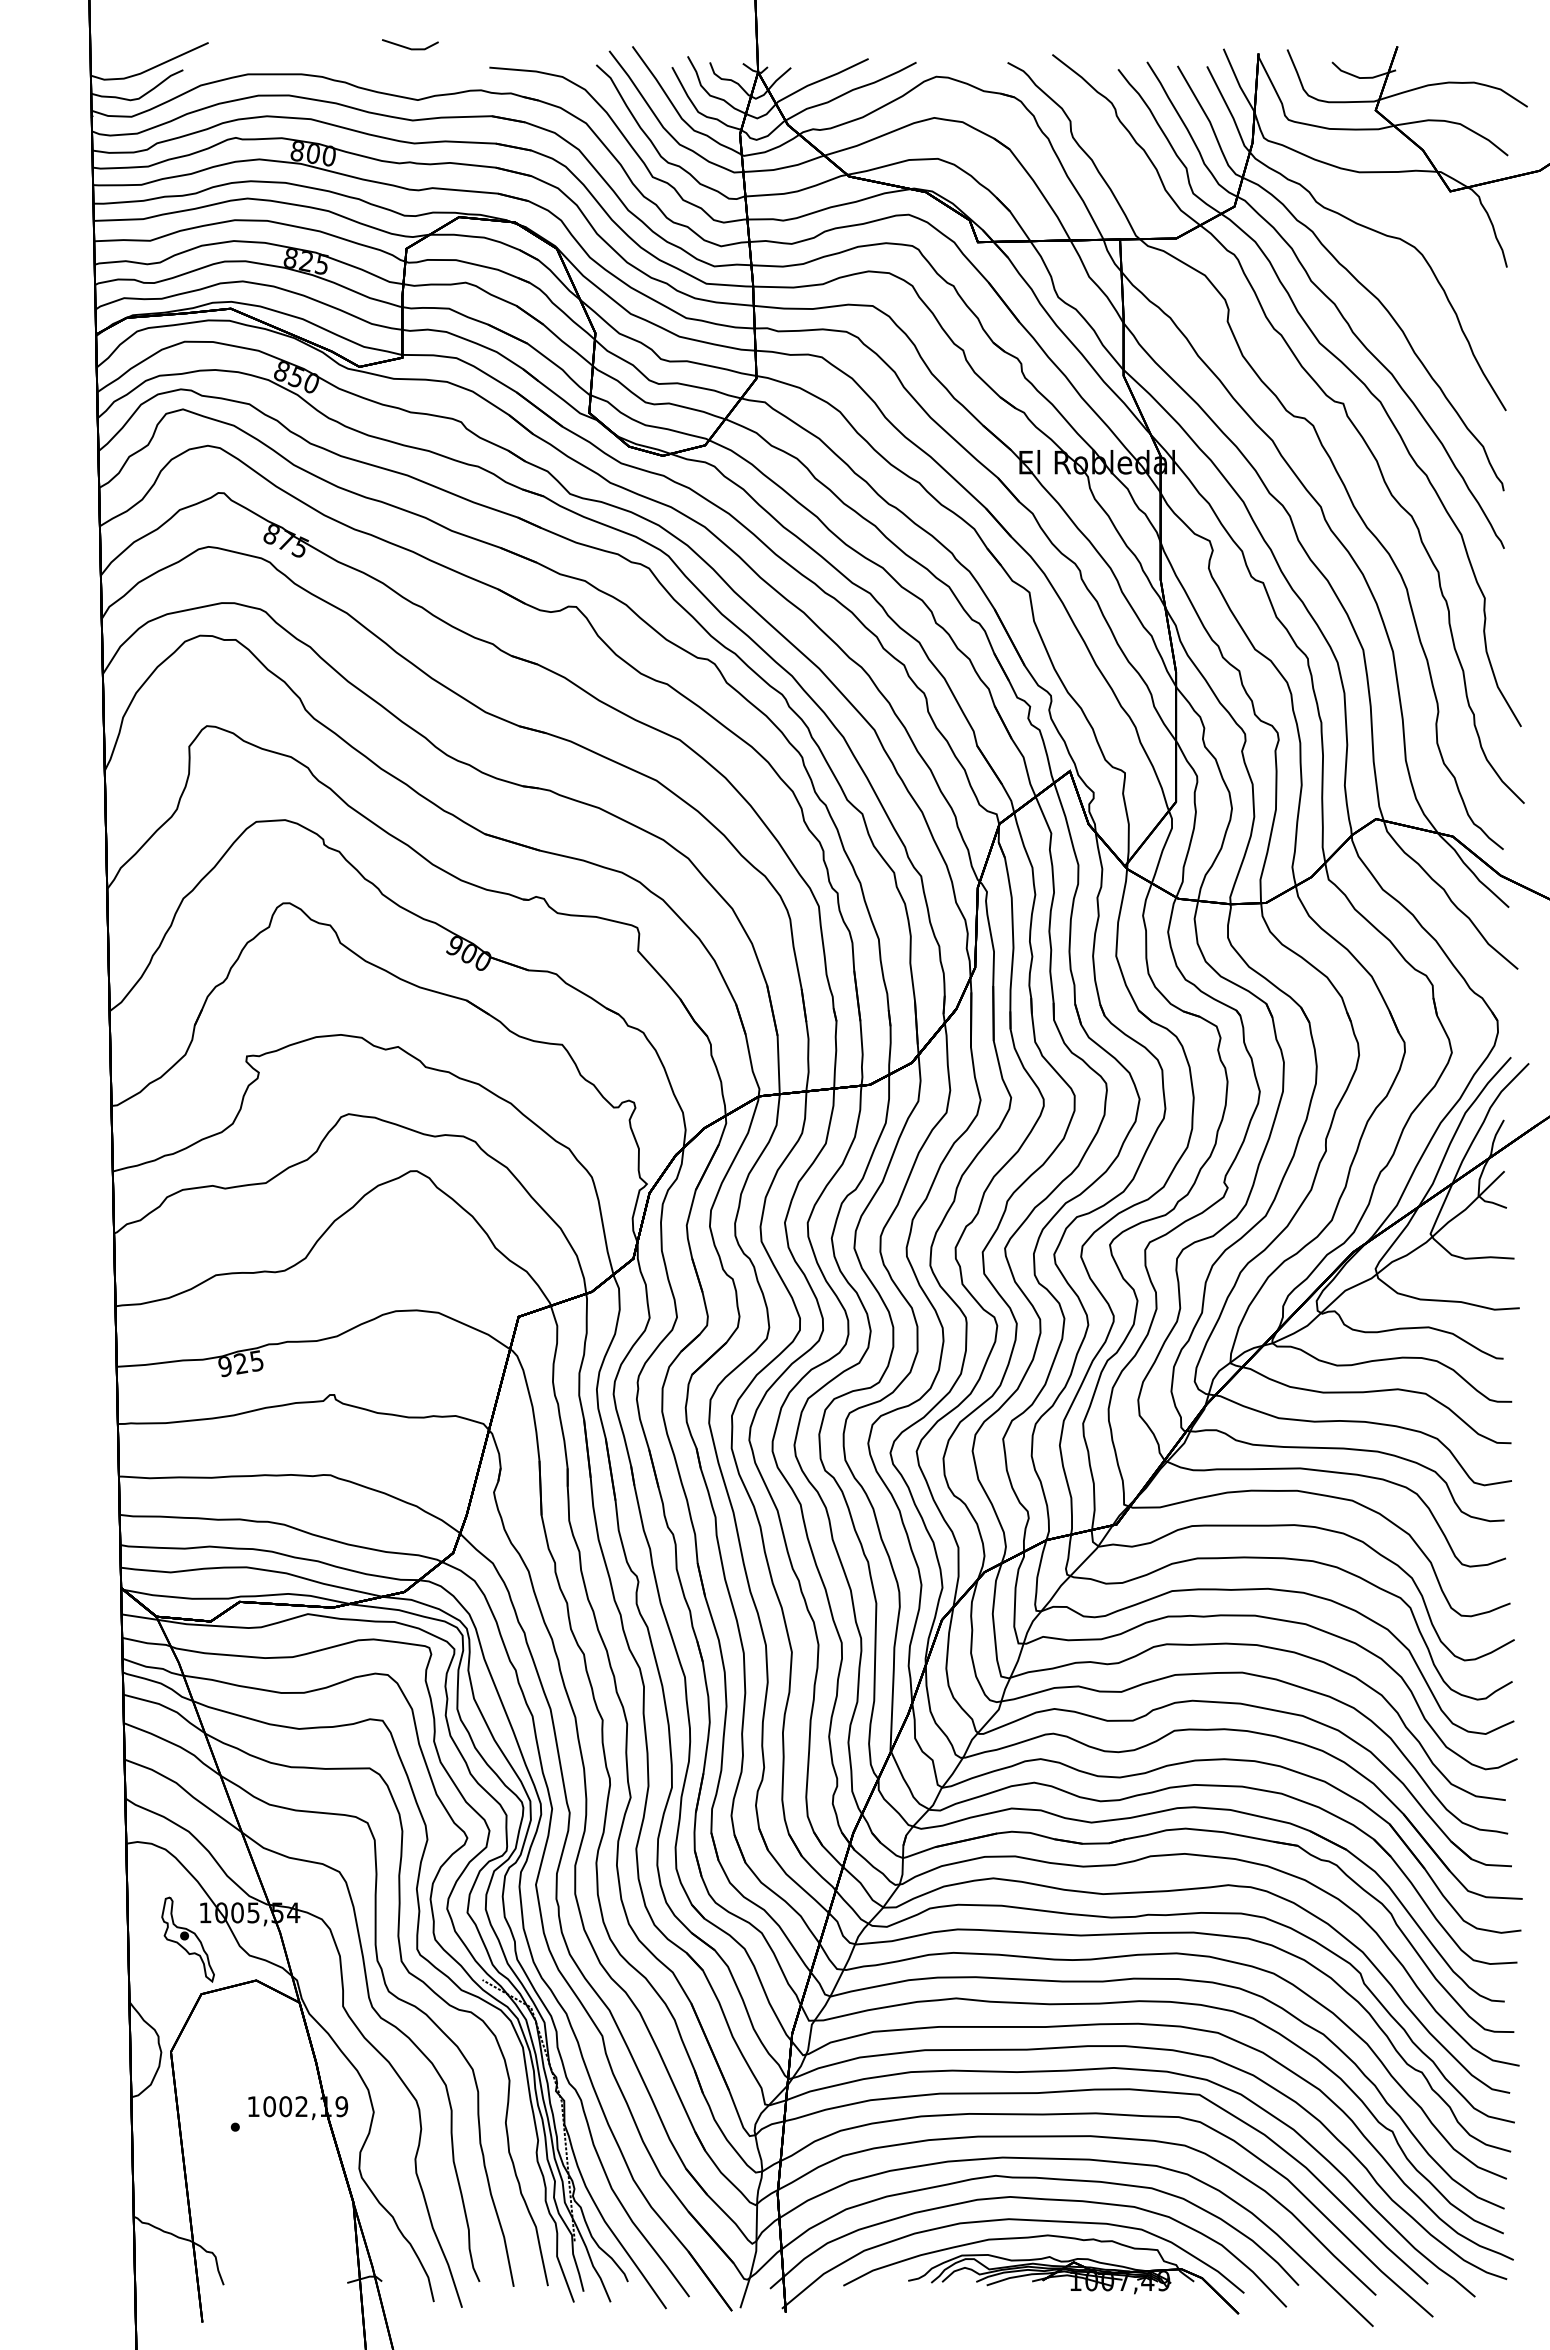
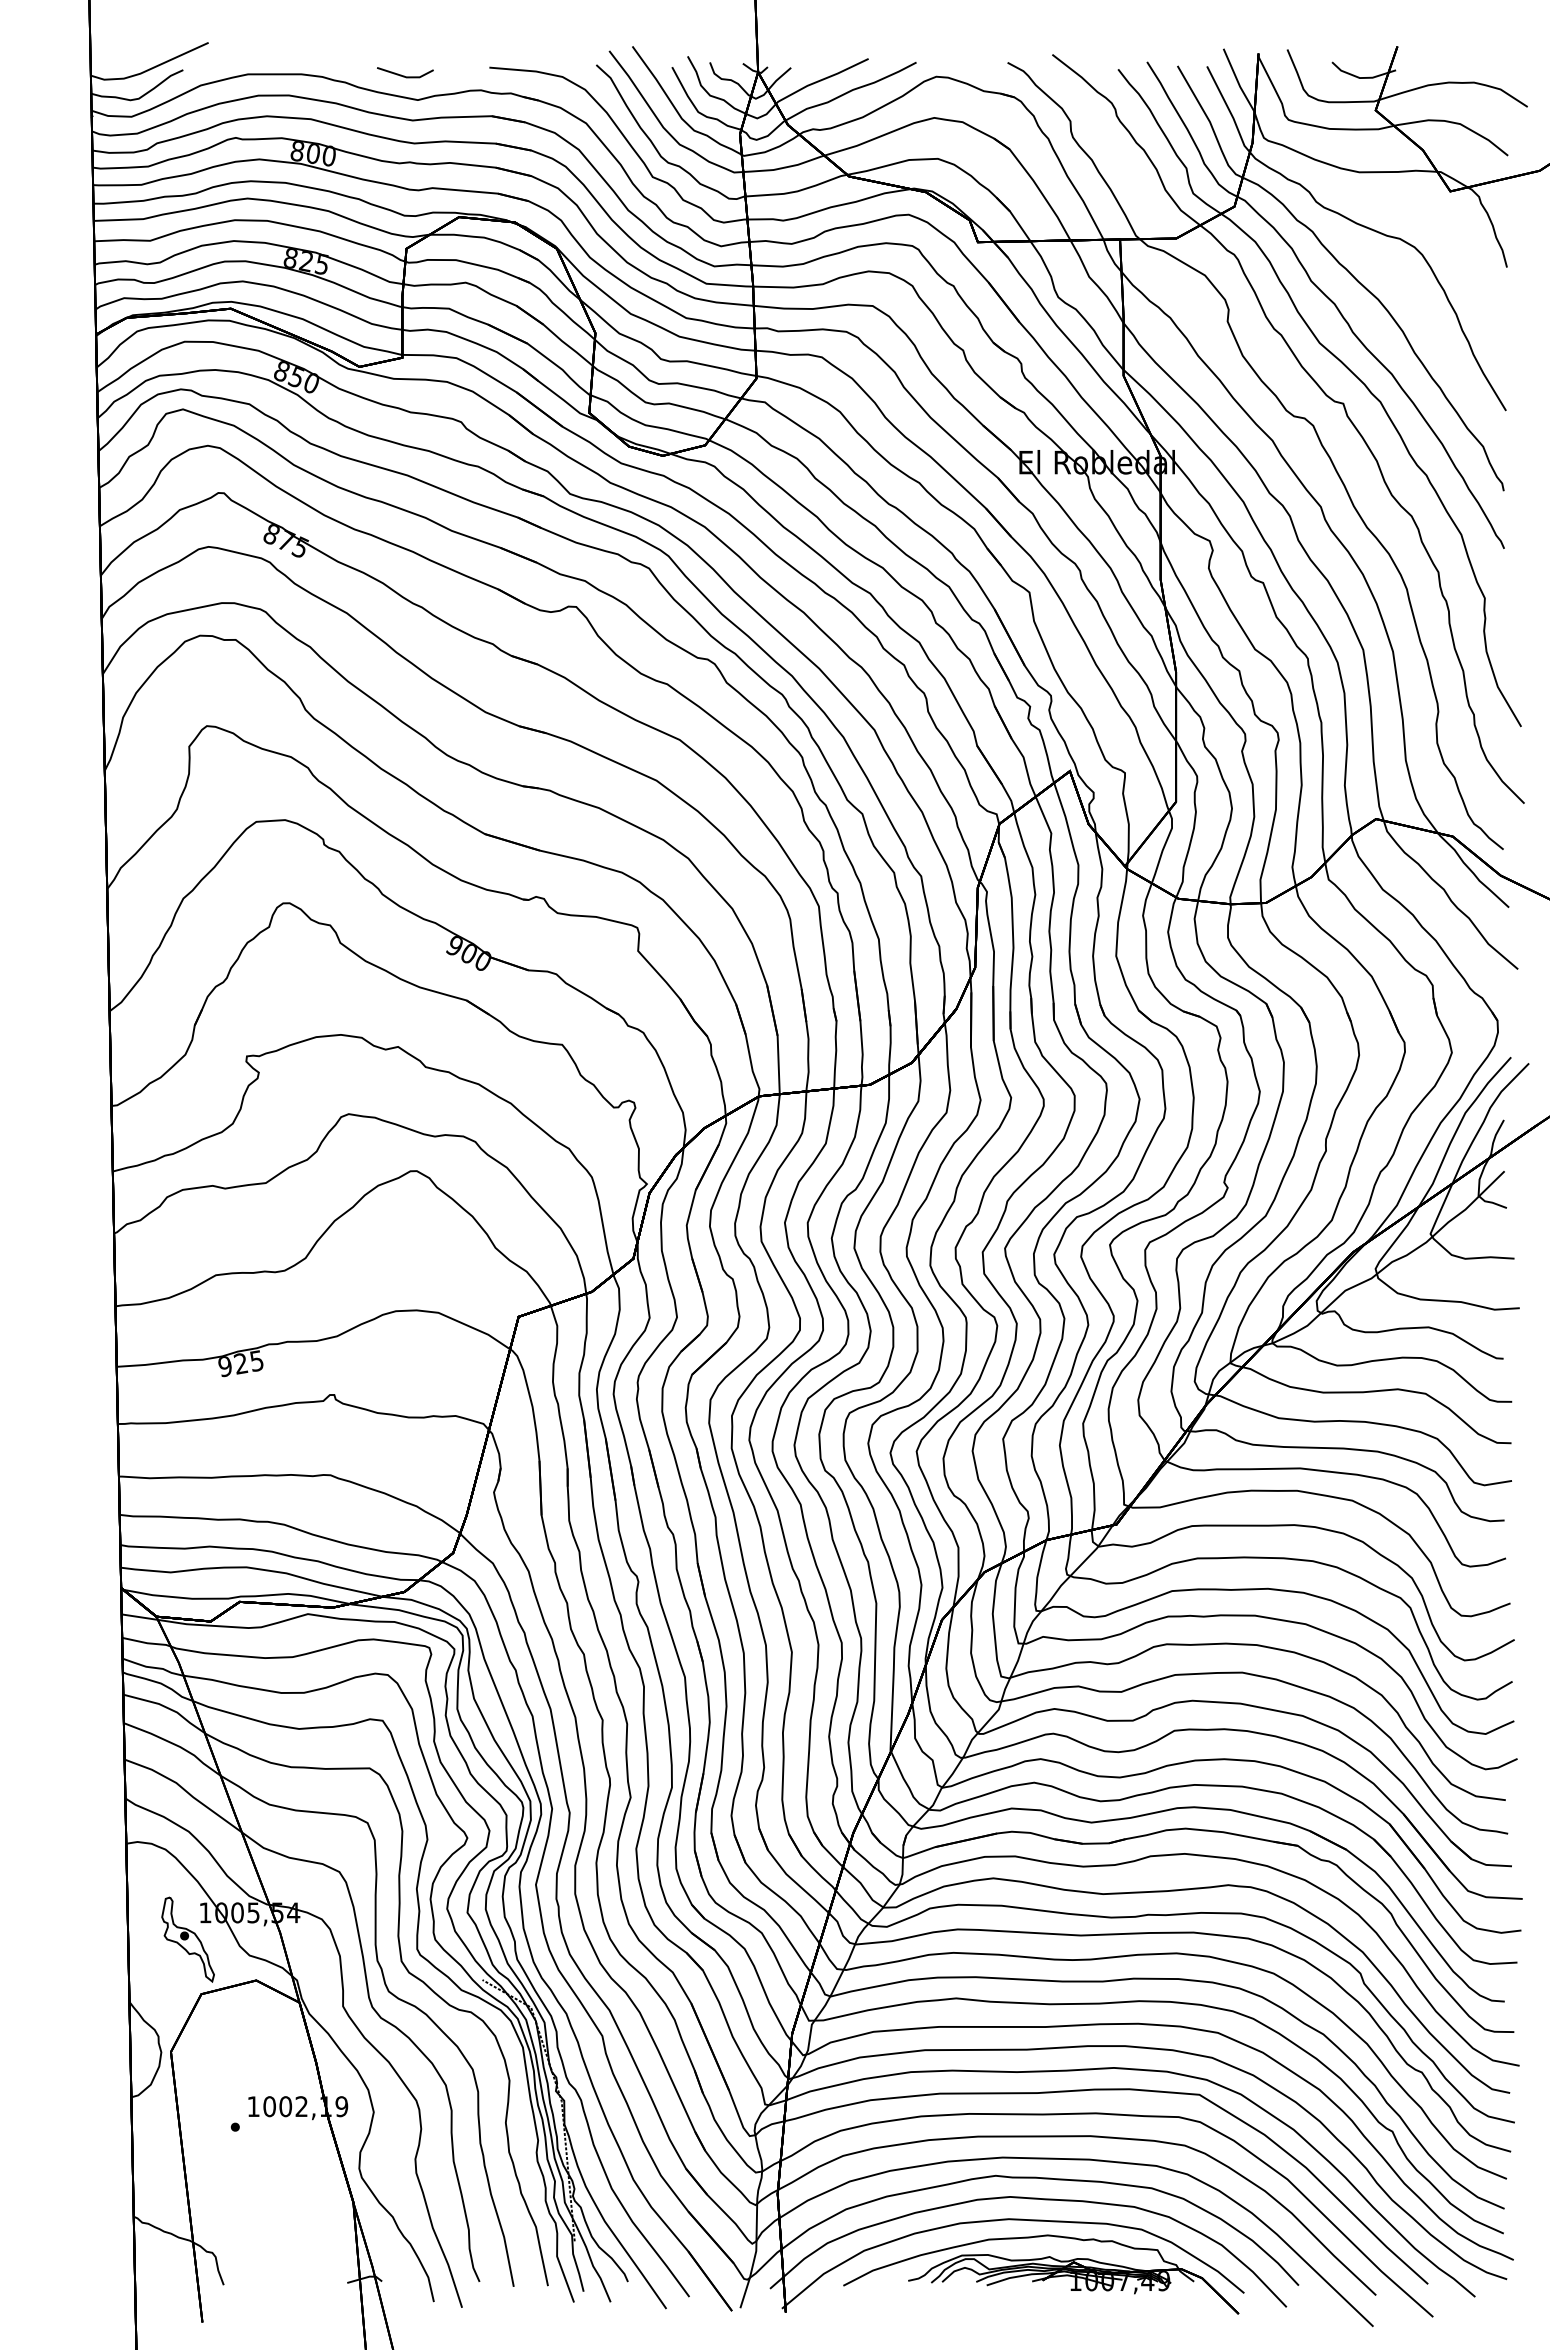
line position: (409, 47) -> (404, 75) (404, 75)
